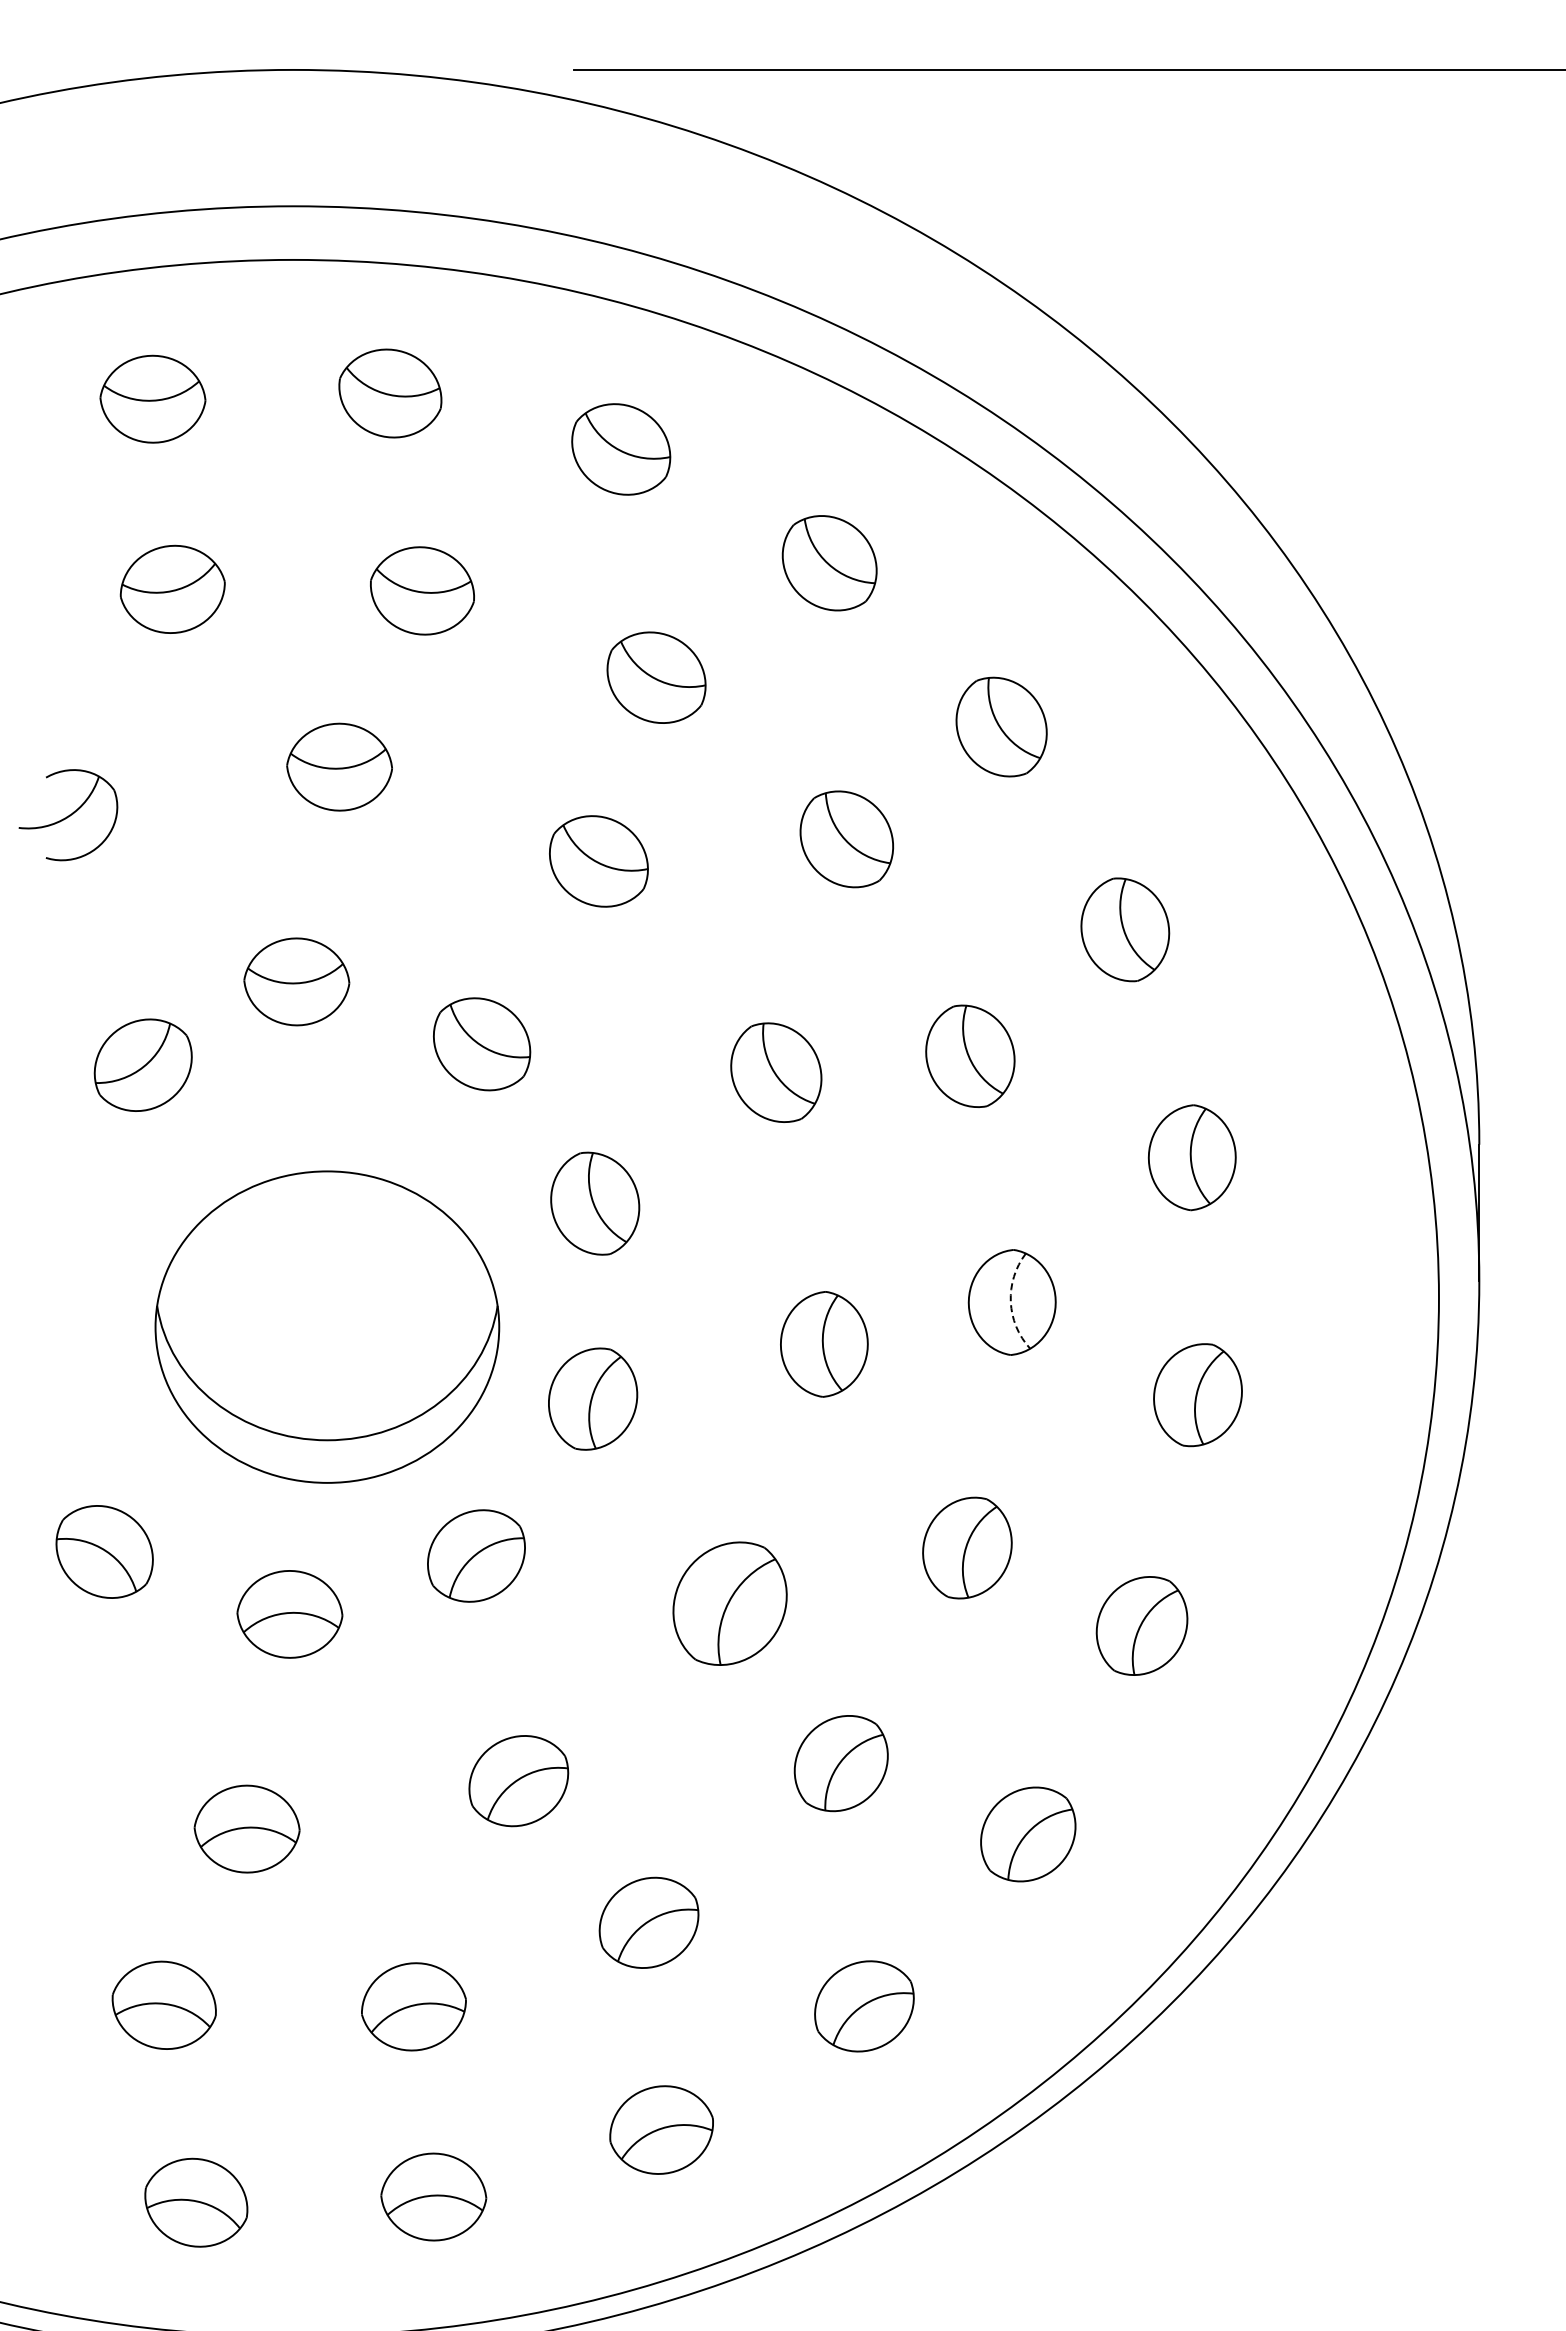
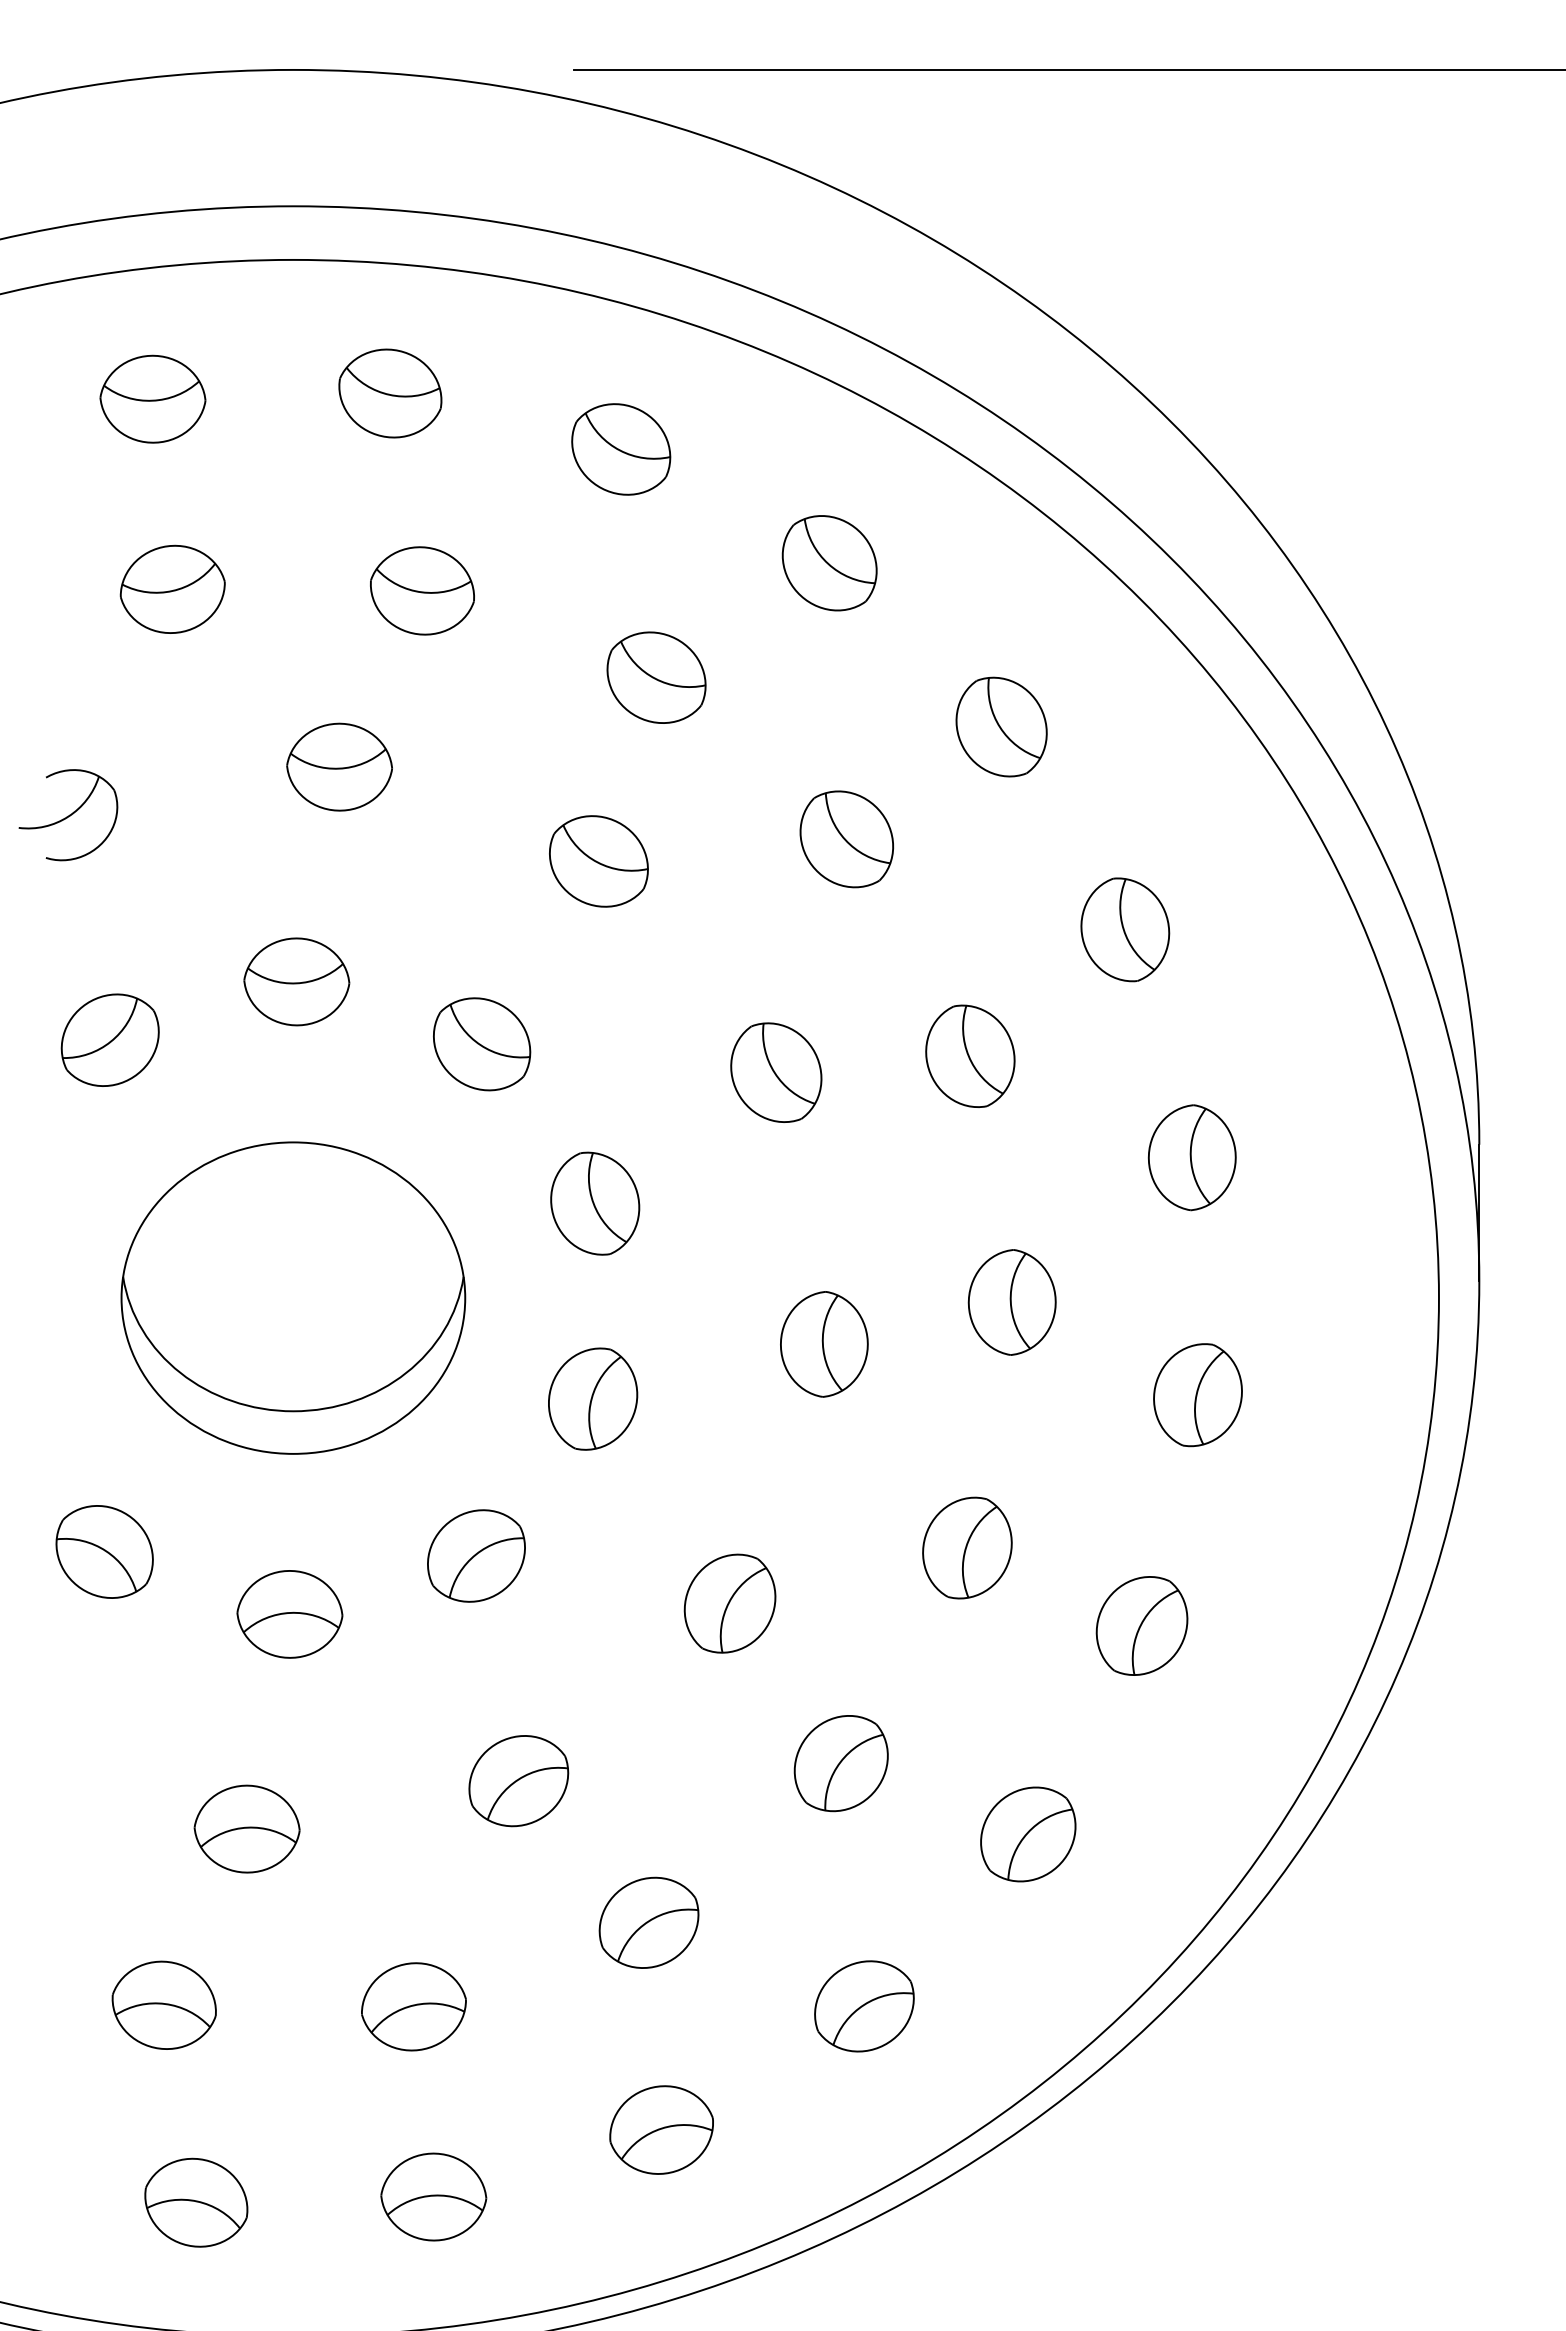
part position: (142, 1064) -> (109, 1039) (109, 1039)
arc: dashed -> solid (1010, 1301)
part position: (327, 1326) -> (293, 1297) (293, 1297)
part size: 116x125 px -> 94x101 px (729, 1603)
